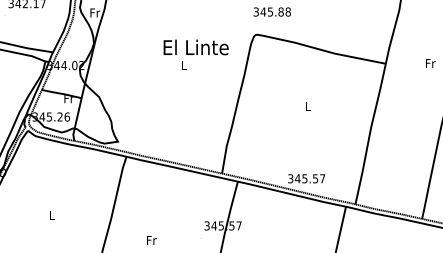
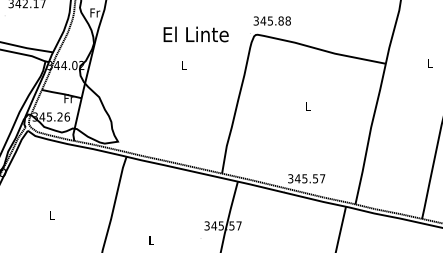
text position: (271, 11) -> (271, 20) (271, 20)
text position: (195, 47) -> (195, 34) (195, 34)
text: Fr -> L (430, 63)
text: Fr -> L (151, 240)
